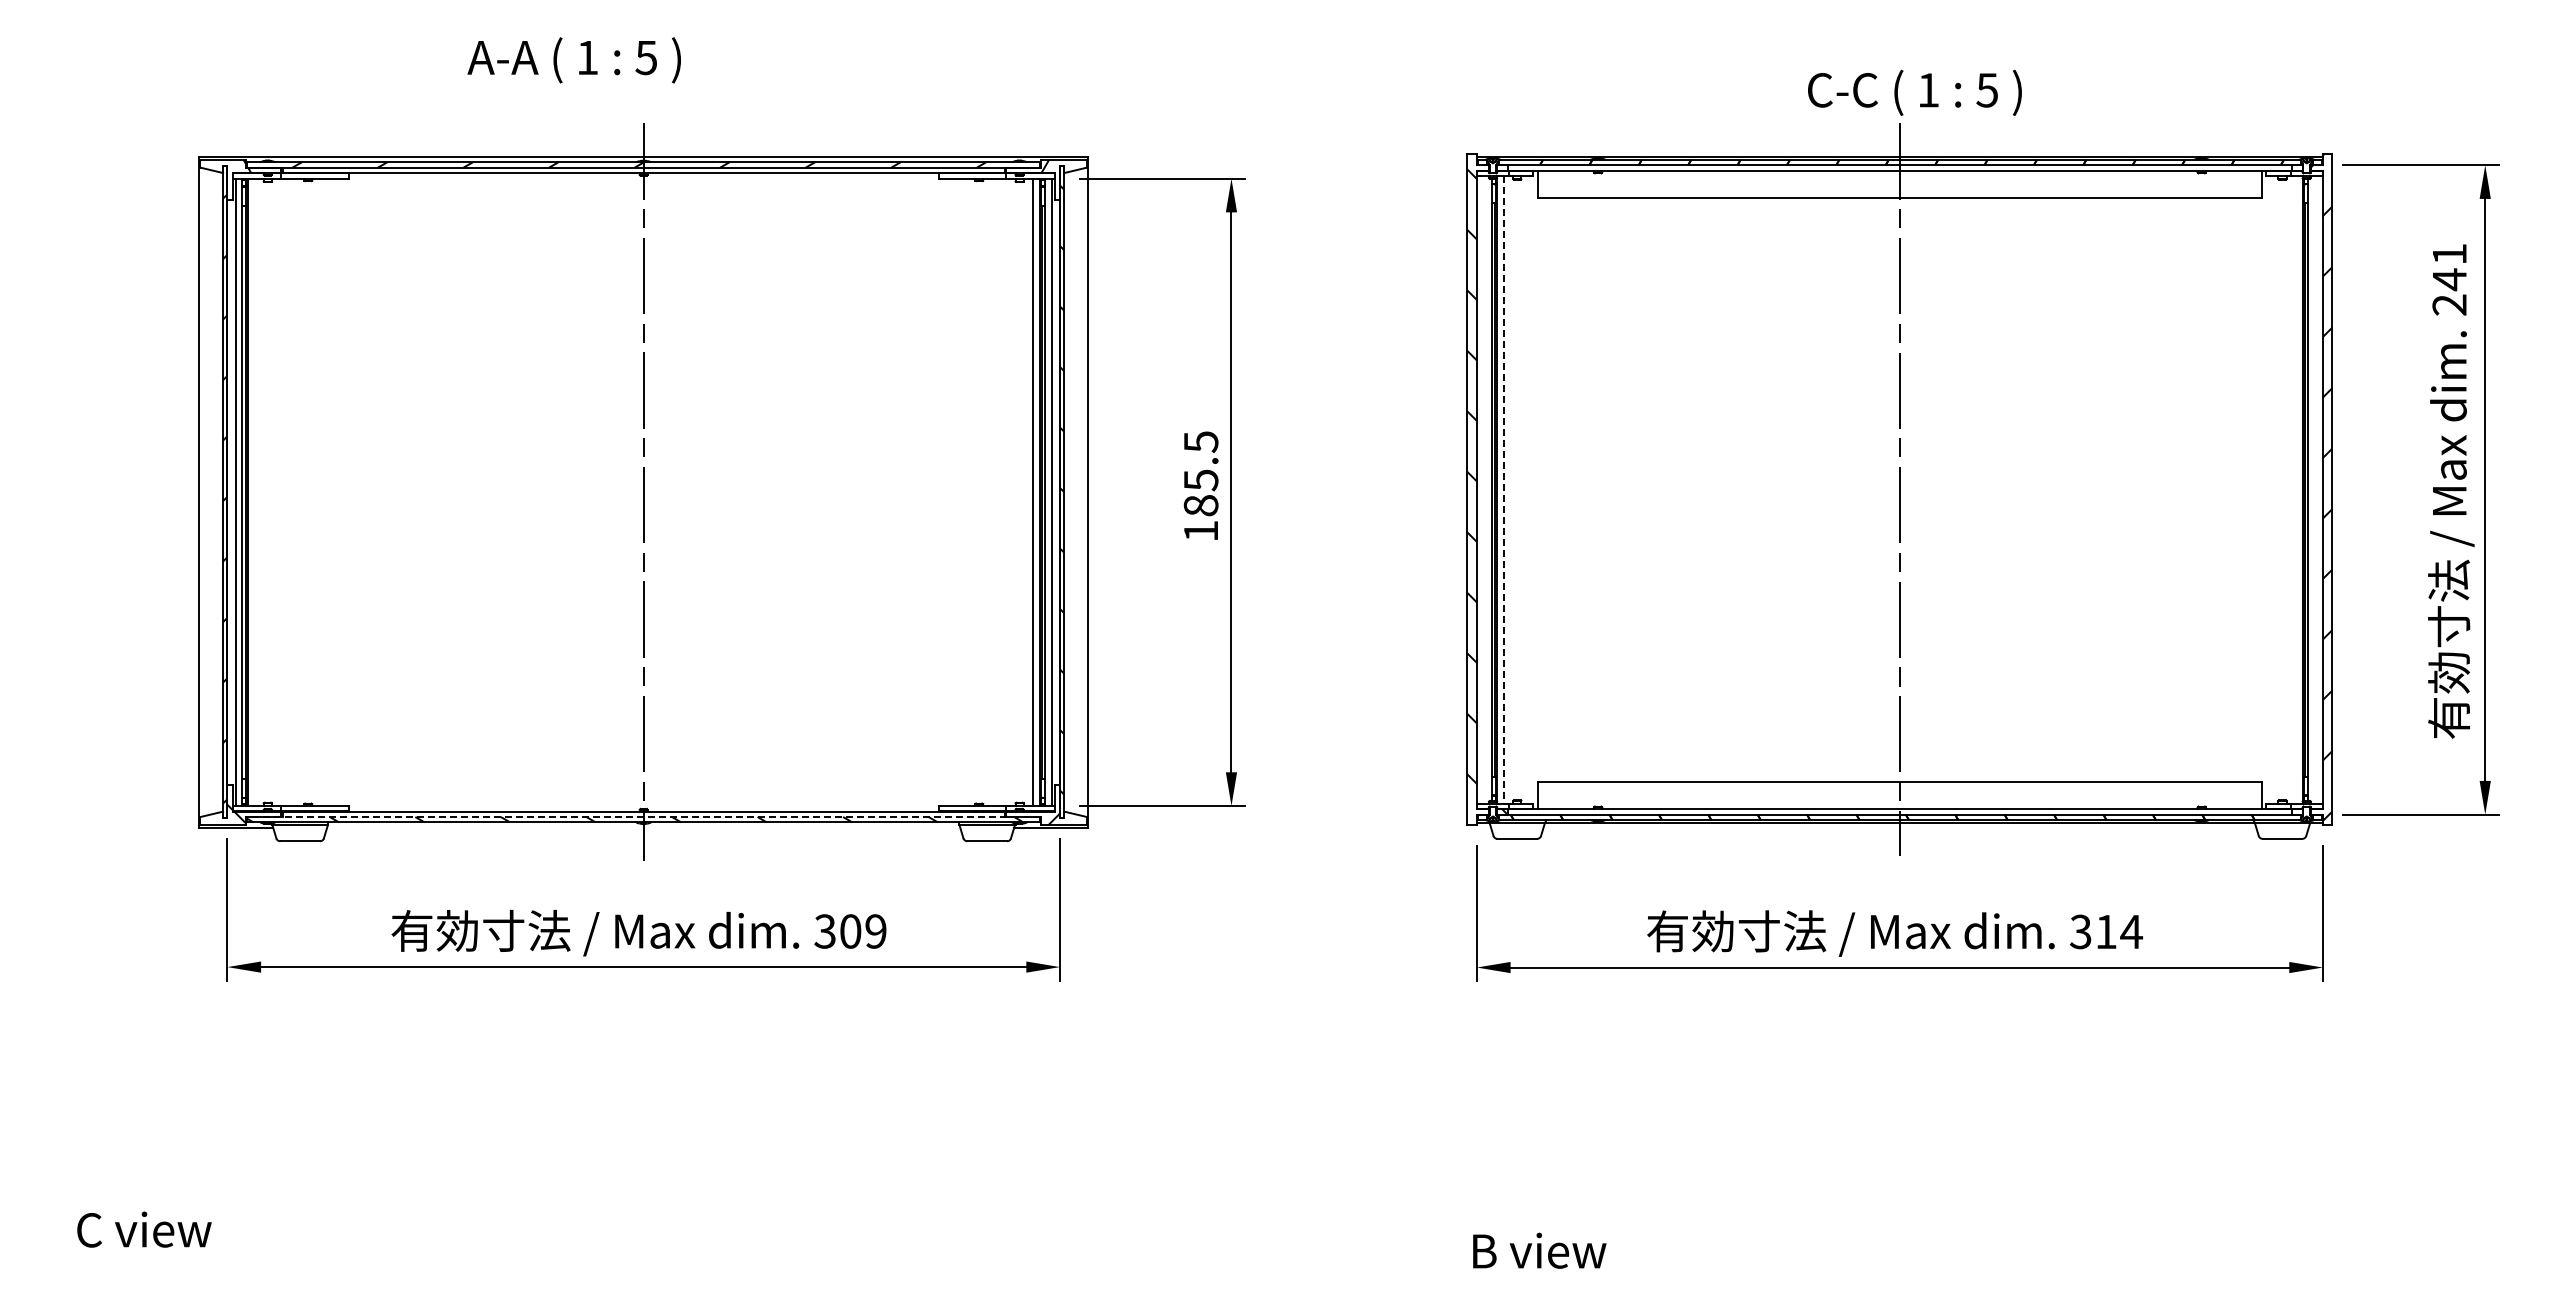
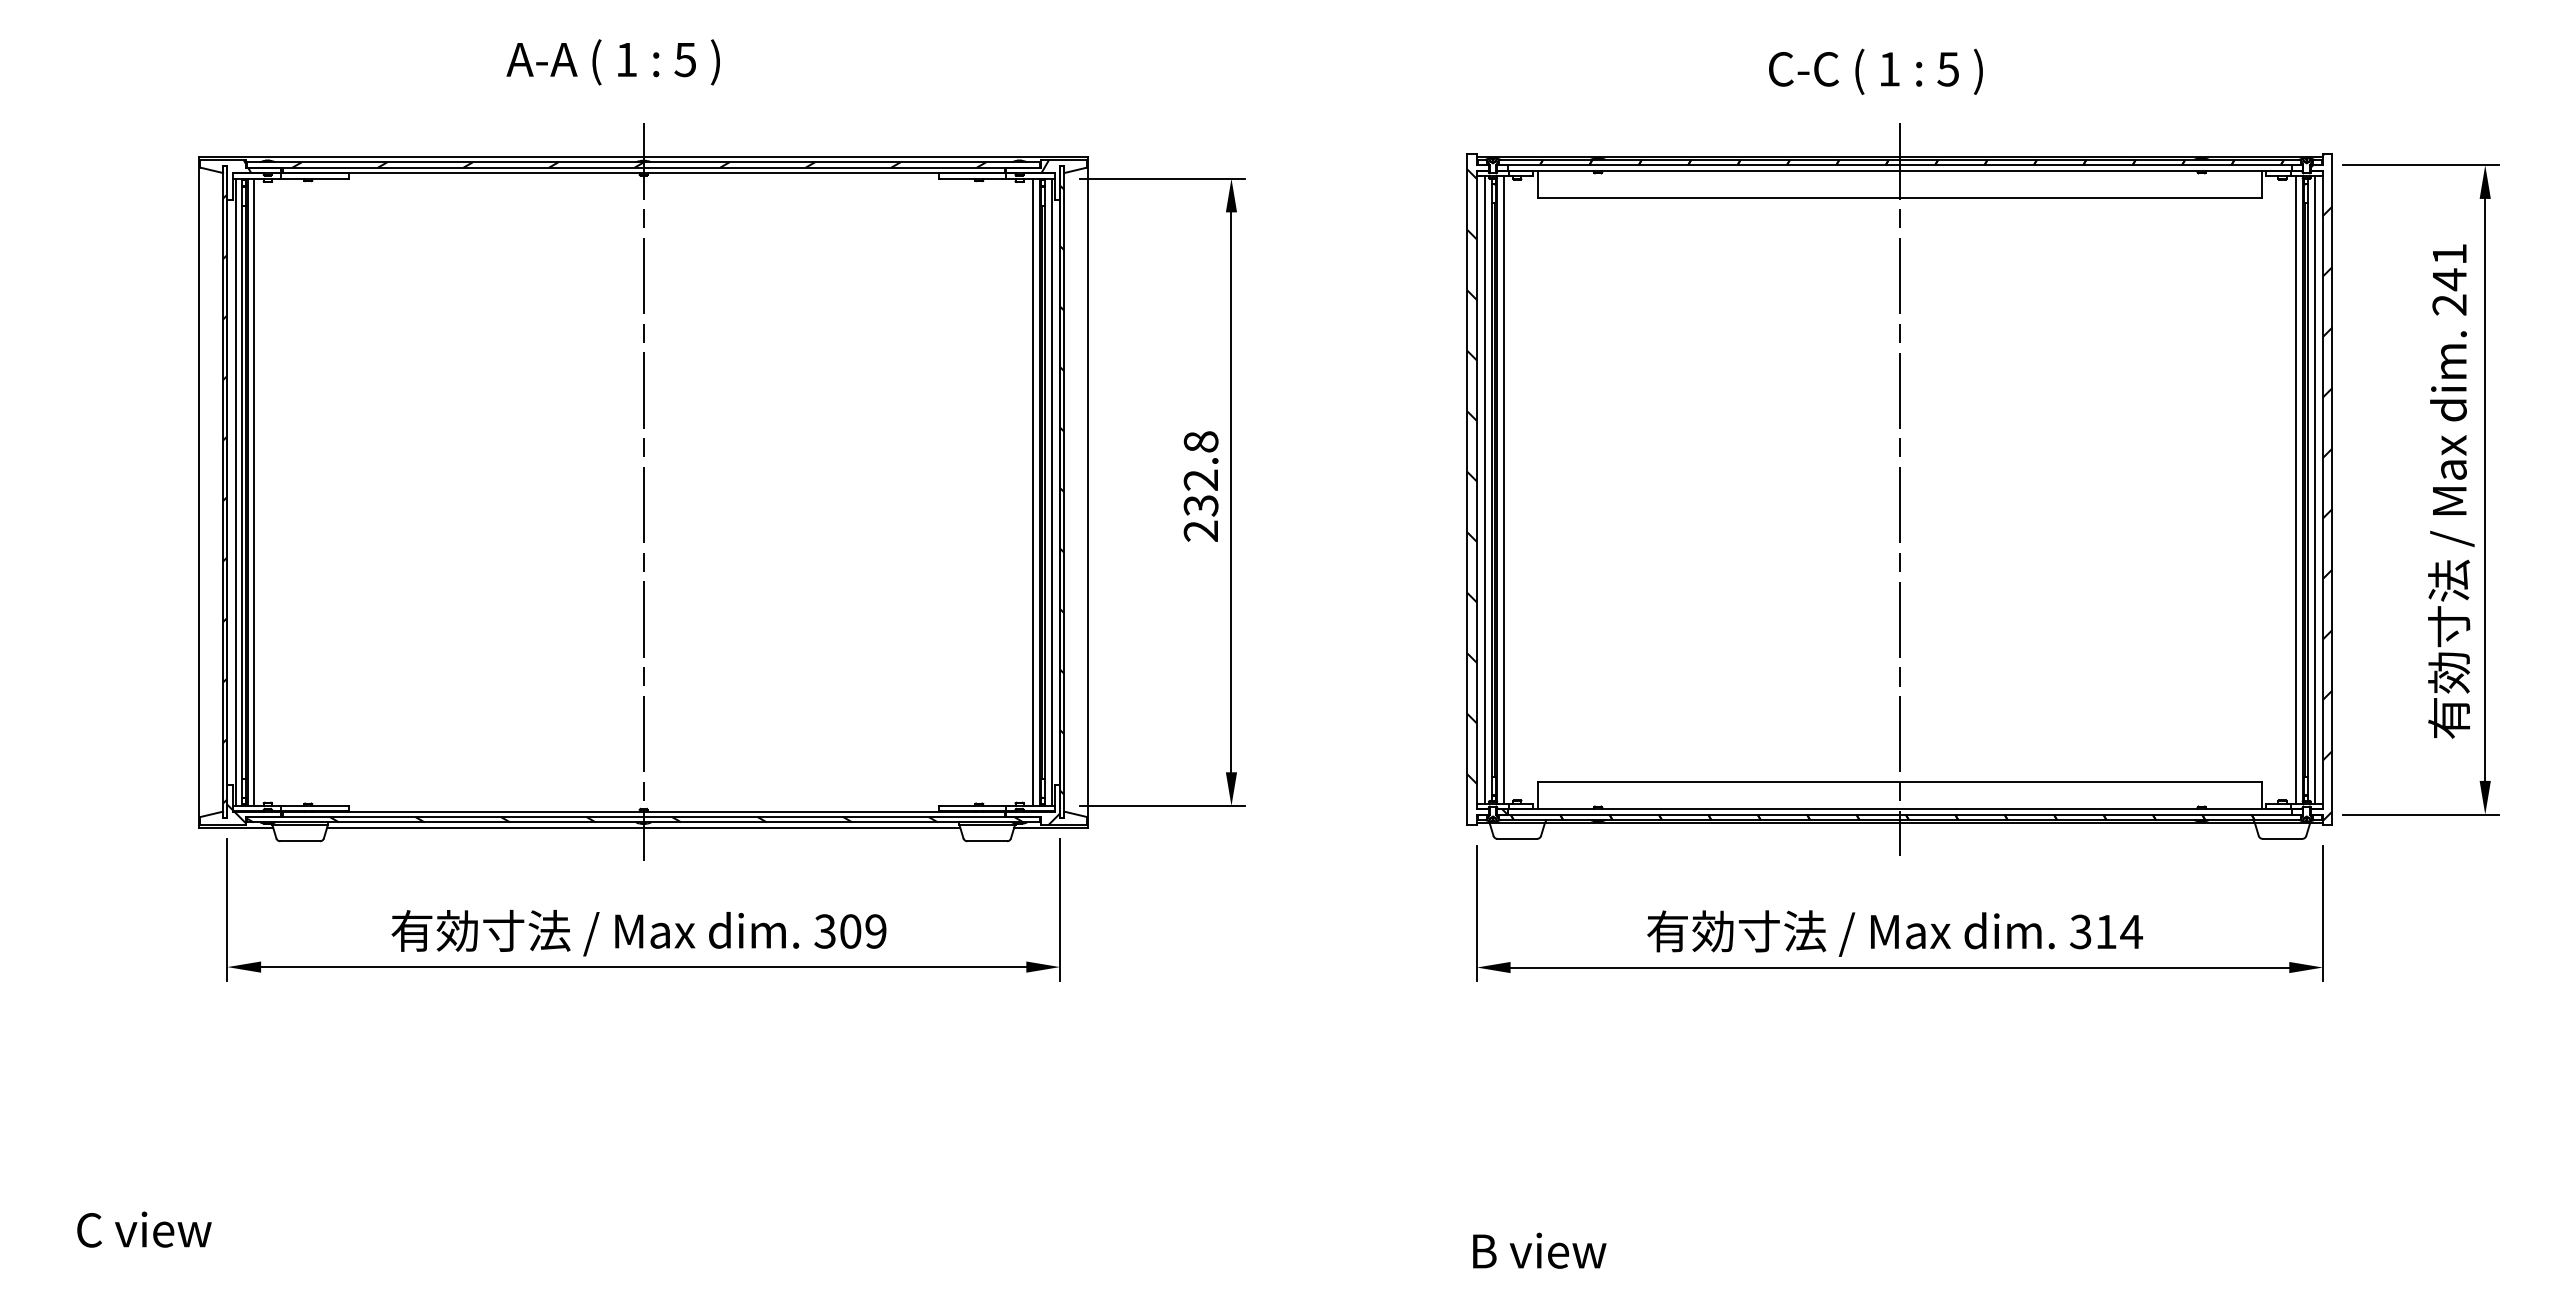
text position: (573, 60) -> (612, 62) (612, 62)
text position: (1914, 92) -> (1875, 71) (1875, 71)
text: 185.5 -> 232.8 (1200, 486)
line: none -> present (1484, 489)
line: dashed -> solid (1503, 489)
line: none -> present (2296, 489)
line: none -> present (2314, 489)
line: none -> present (254, 491)
line: dashed -> solid (643, 817)
line: none -> present (643, 827)
